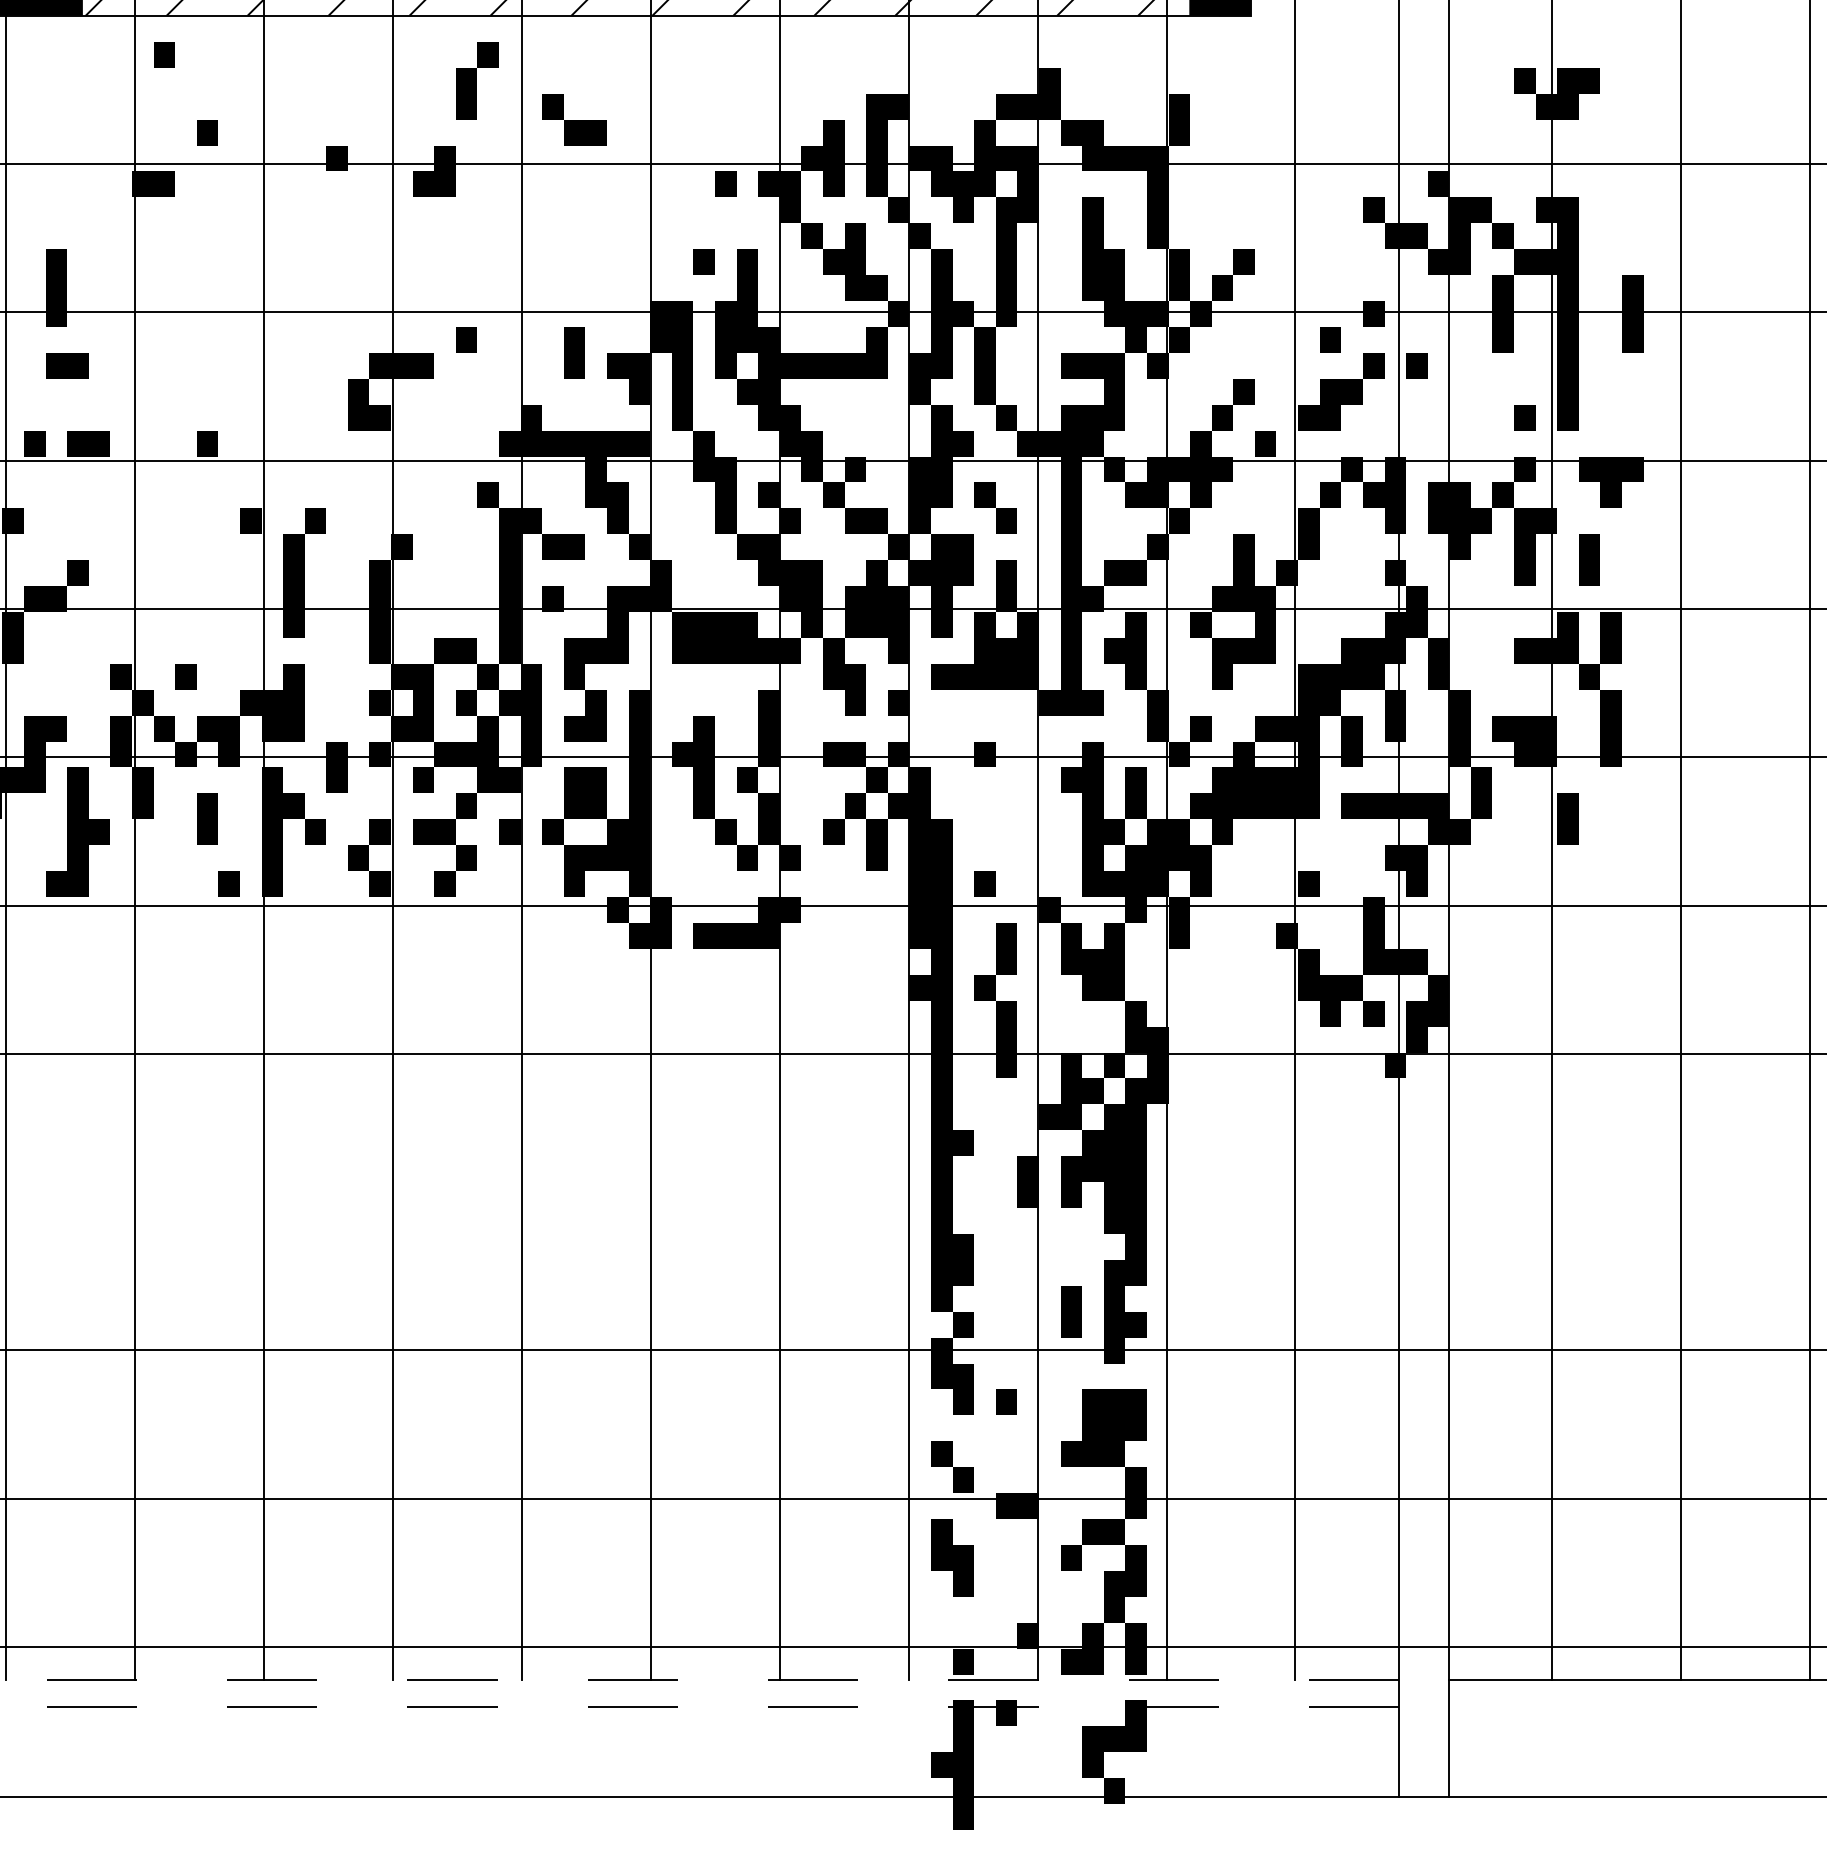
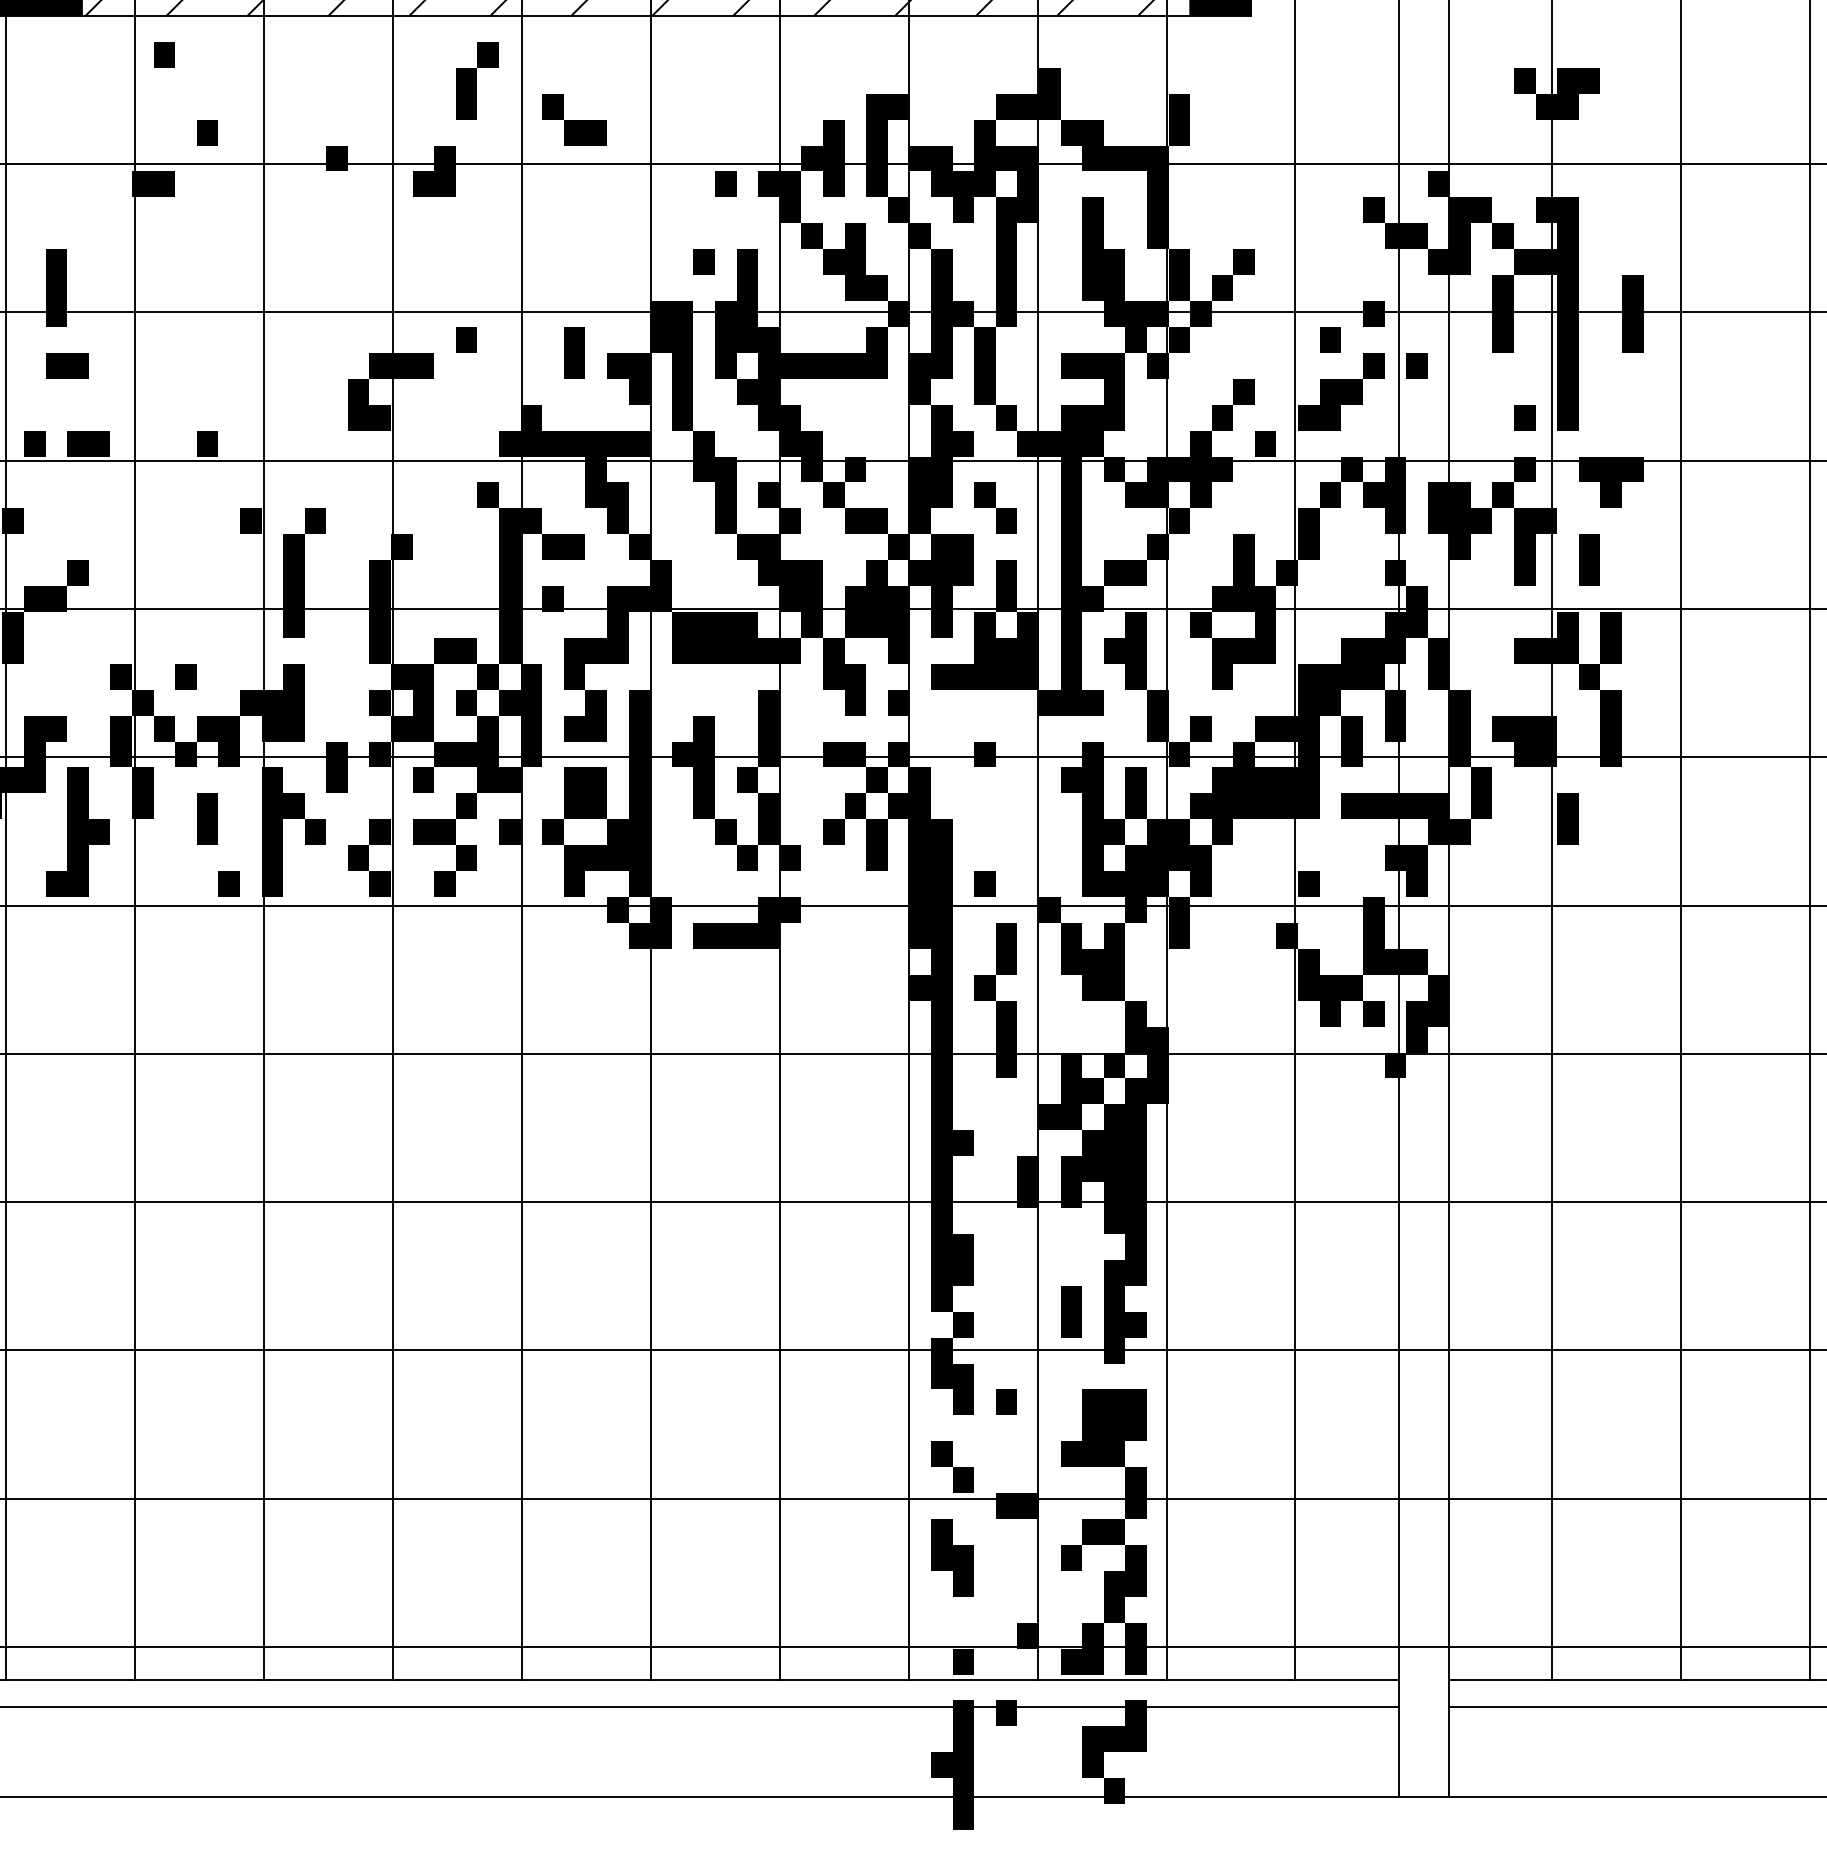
line: none -> present (912, 1202)
line: dashed -> solid (699, 1679)
line: dashed -> solid (699, 1707)
line: none -> present (1635, 1707)
